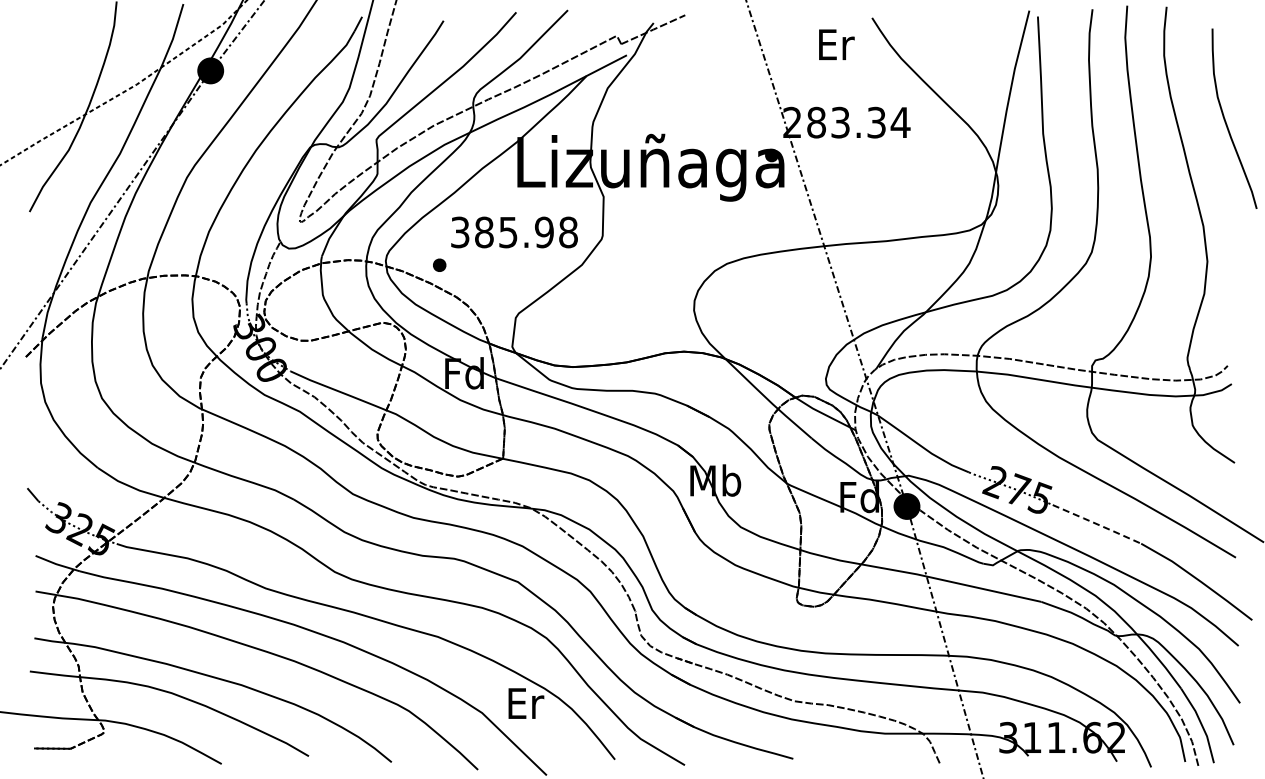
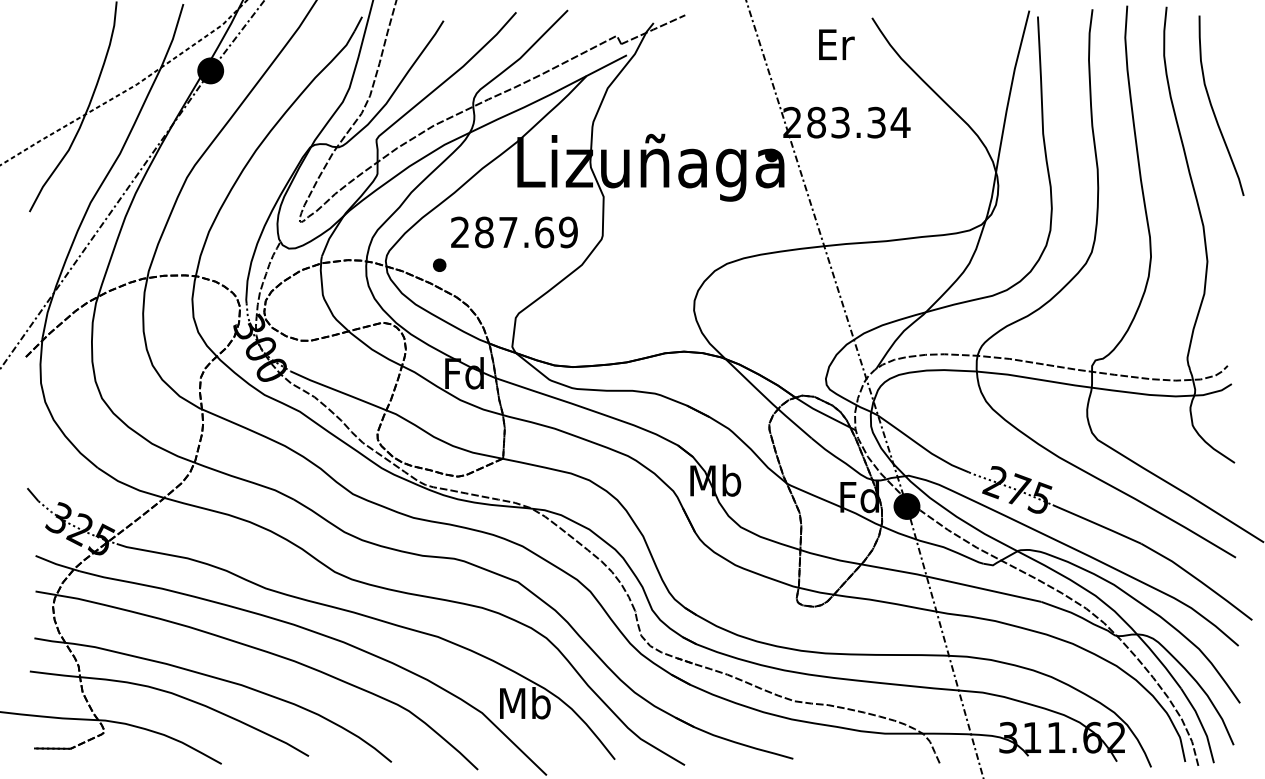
curve position: (1226, 121) -> (1213, 108) (1213, 108)
text: 385.98 -> 287.69 (514, 232)
line: dashed -> solid (1097, 524)
text: Er -> Mb (525, 703)
